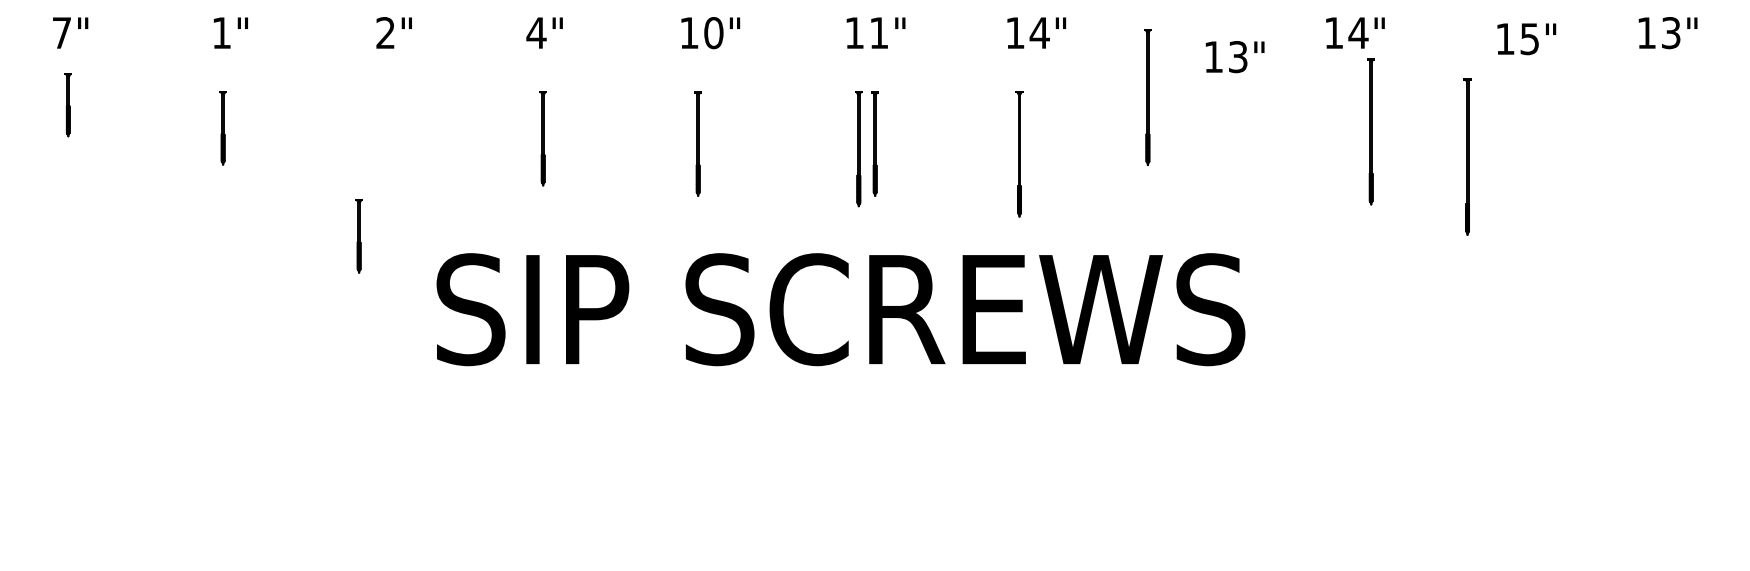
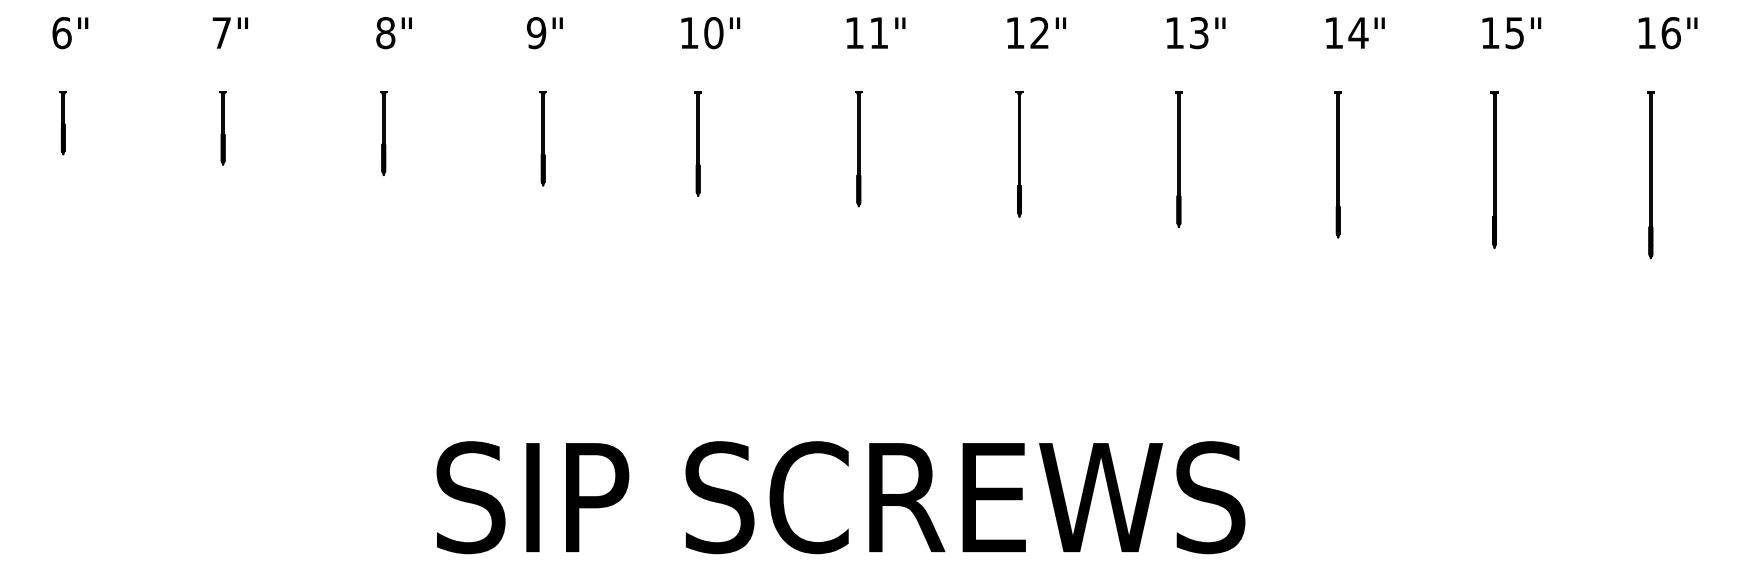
text: 1" -> 7" (221, 32)
text: 14" -> 12" (1039, 32)
text: 7" -> 6" (61, 33)
text: 2" -> 8" (385, 33)
text: 4" -> 9" (536, 33)
text: 13" -> 16" (1670, 33)
text position: (1526, 39) -> (1511, 33) (1511, 33)
text position: (1234, 57) -> (1195, 33) (1195, 33)
part position: (1147, 97) -> (1178, 159) (1178, 159)
part position: (67, 105) -> (62, 123) (62, 123)
part position: (1370, 131) -> (1337, 164) (1337, 164)
part: none -> present (383, 133)
part: present -> none (874, 143)
part position: (1467, 156) -> (1494, 169) (1494, 169)
part: none -> present (1650, 175)
part: present -> none (358, 236)
text position: (840, 309) -> (840, 497) (840, 497)
